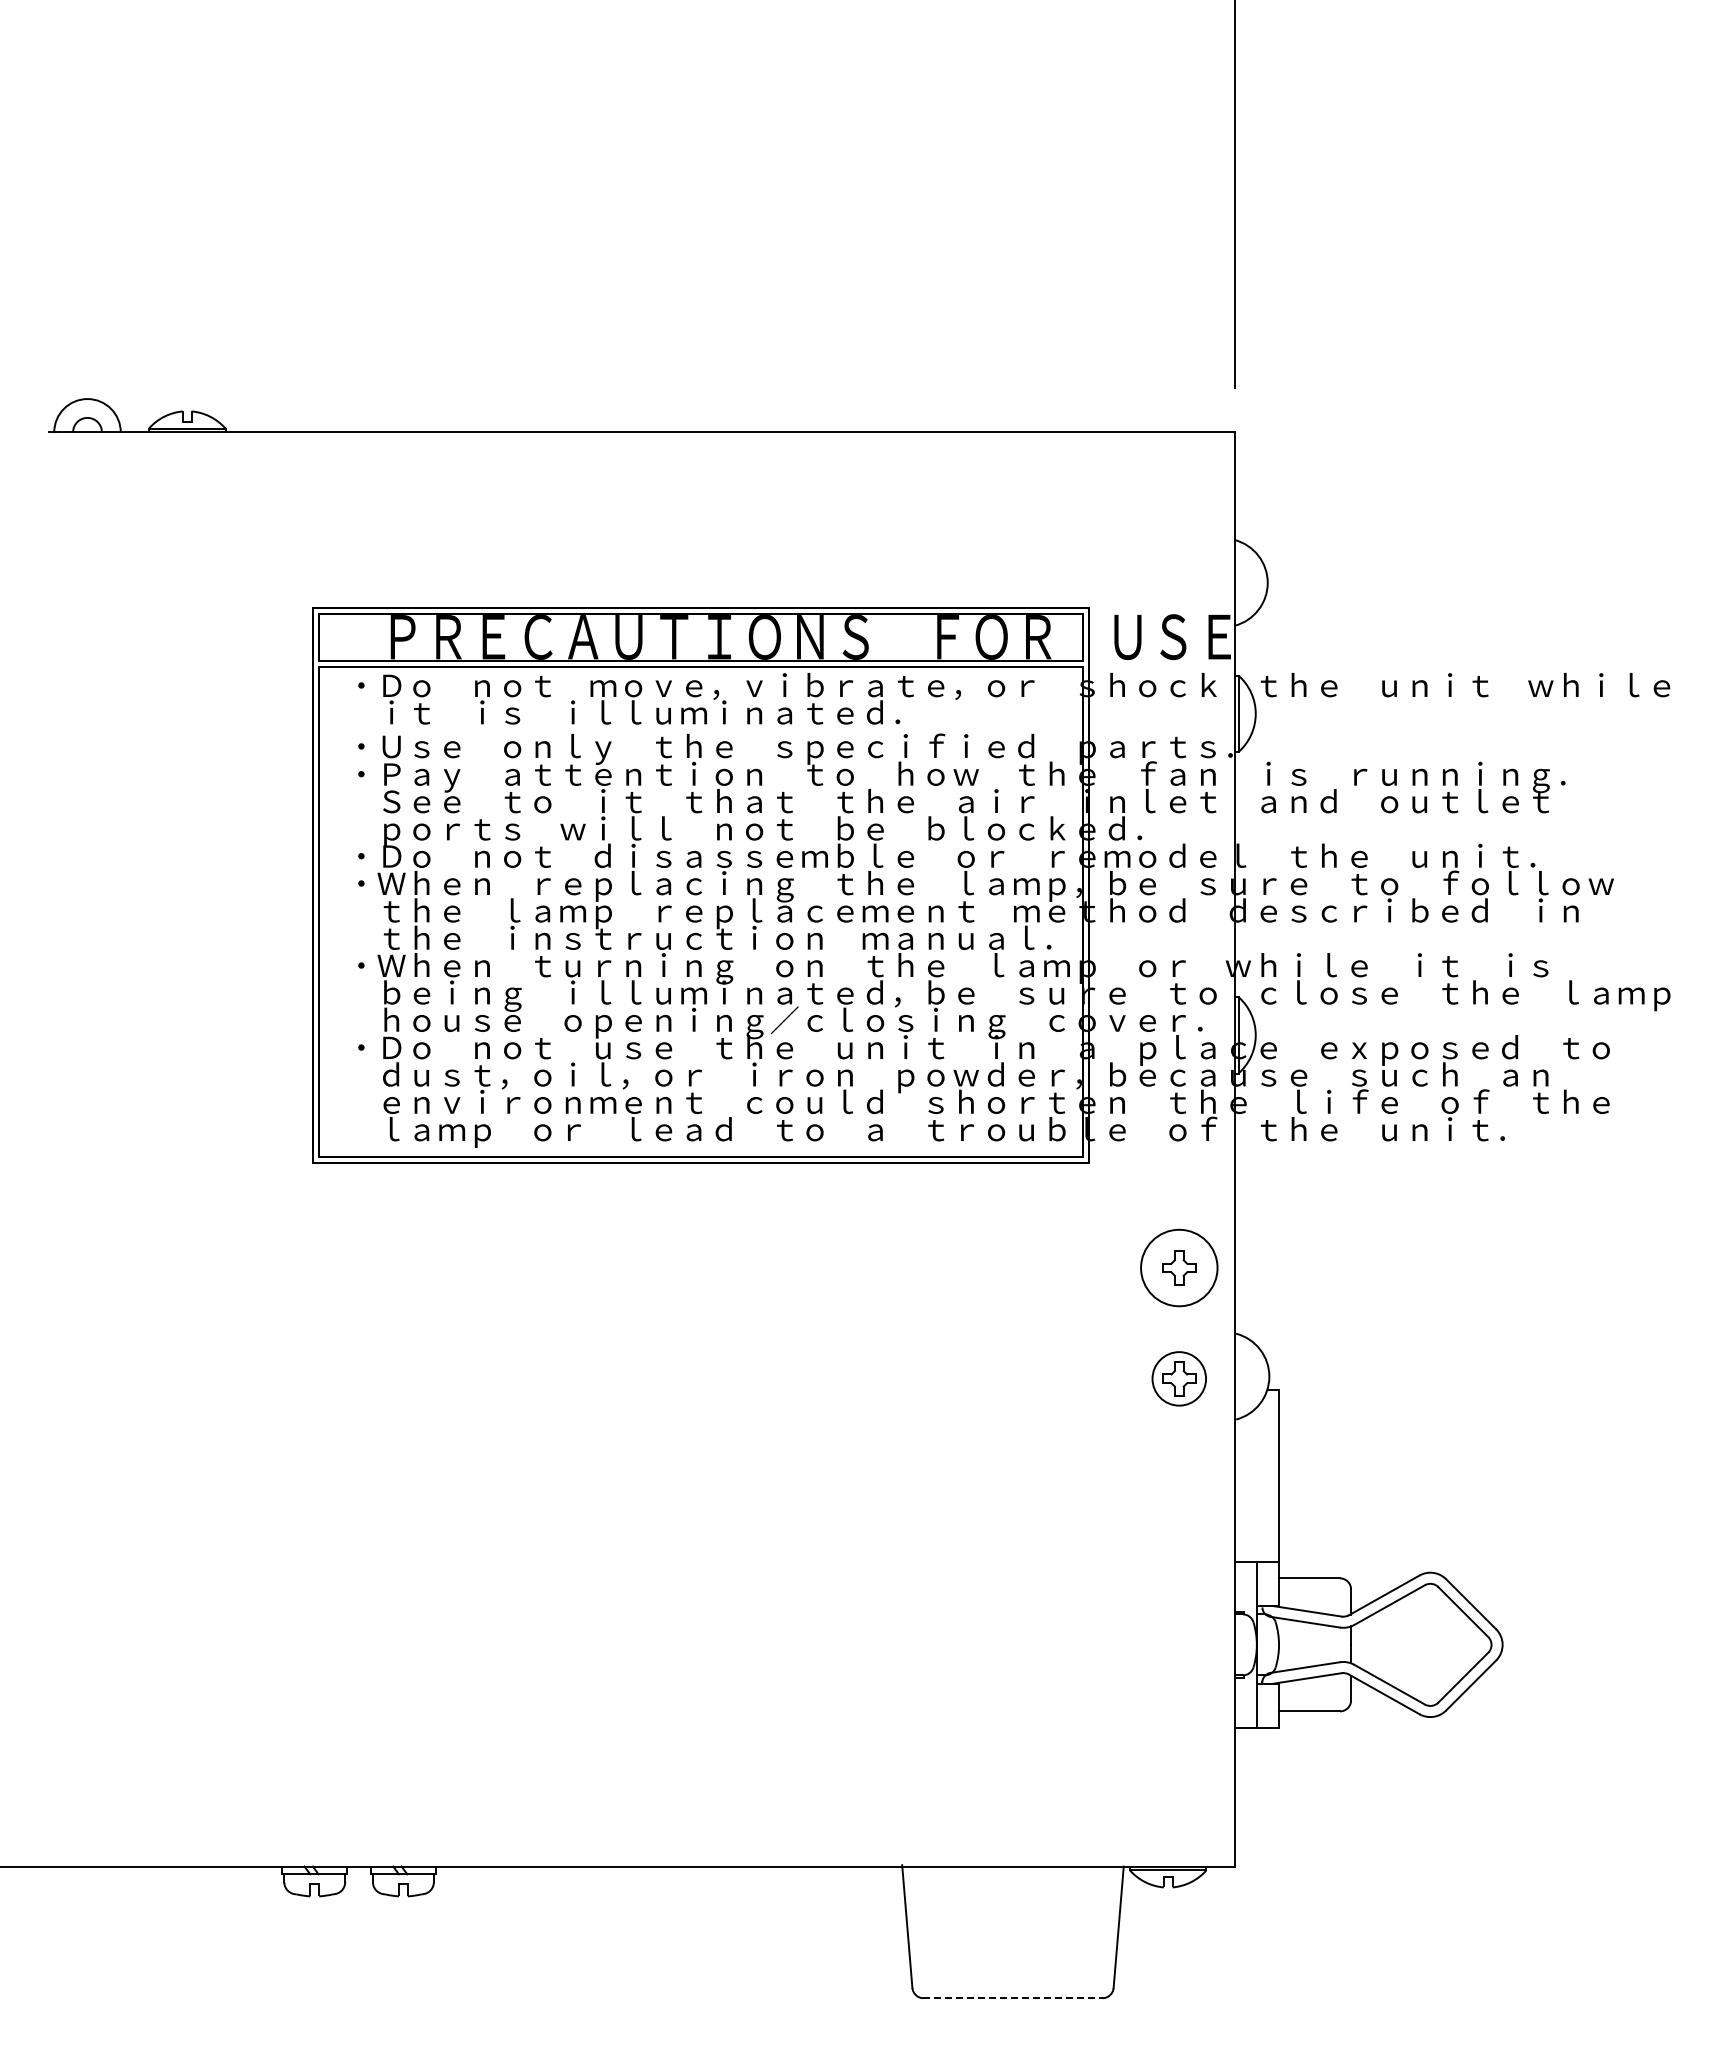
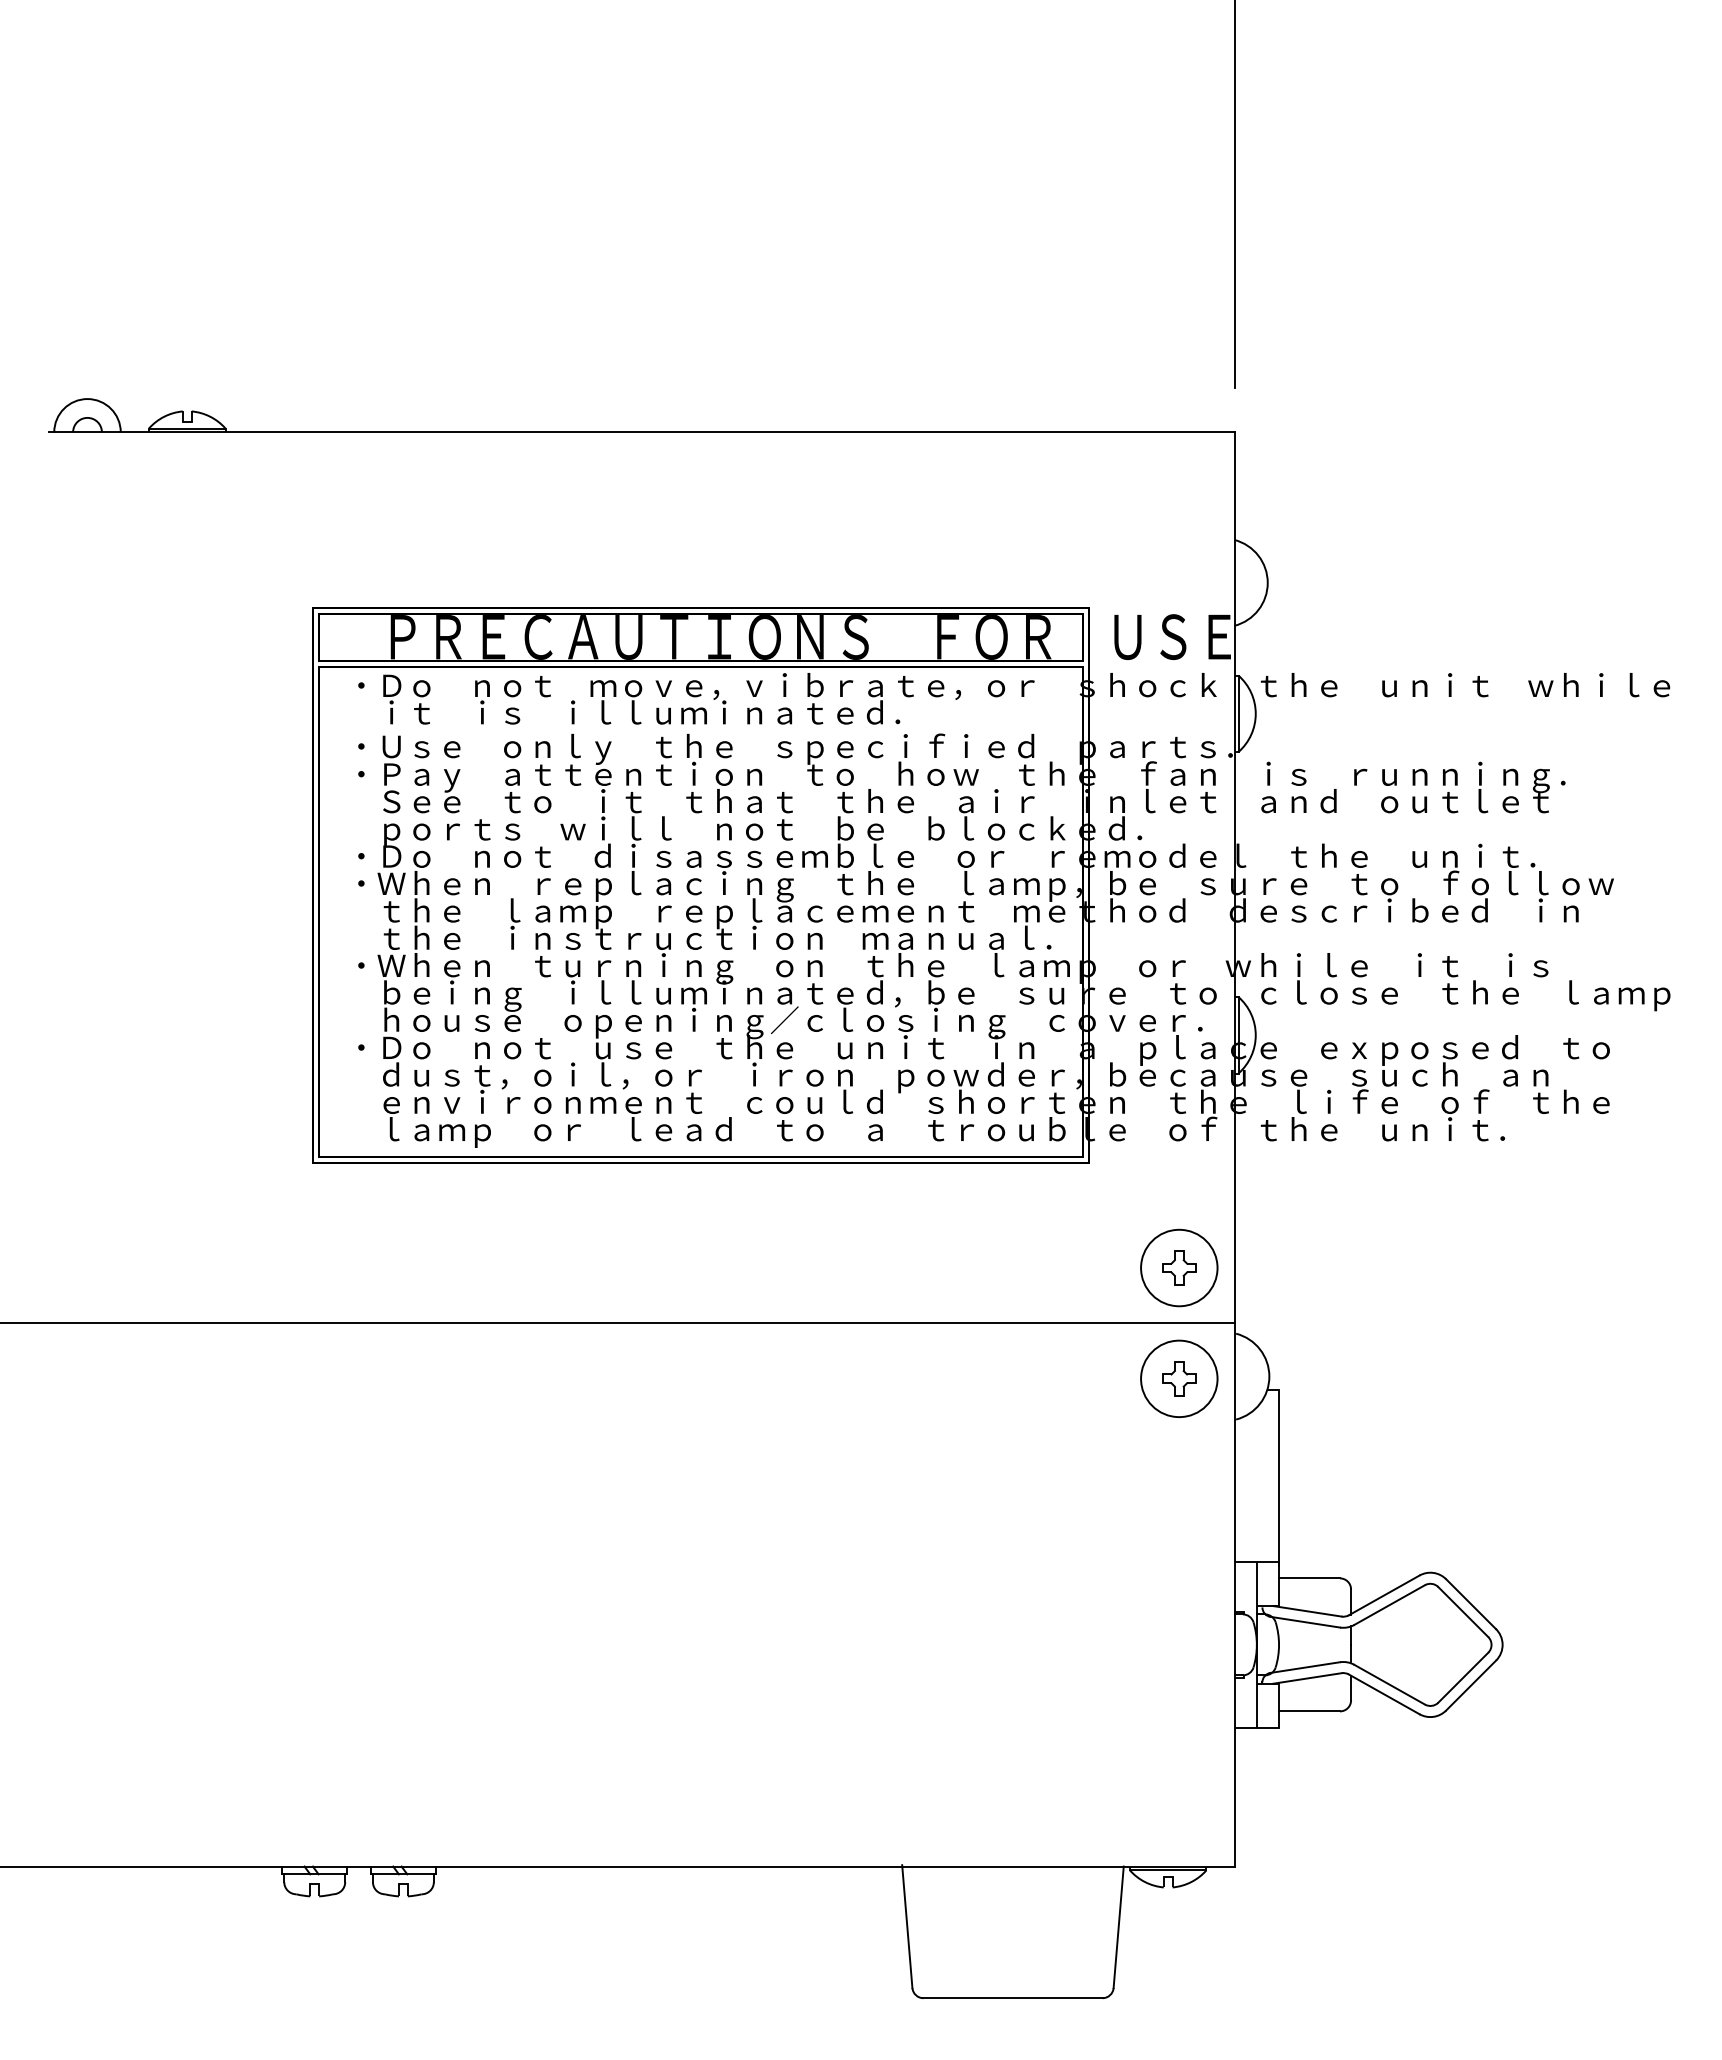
line: none -> present (618, 1323)
circle diameter: 54 px -> 76 px (1179, 1378)
line: dashed -> solid (1013, 1998)
